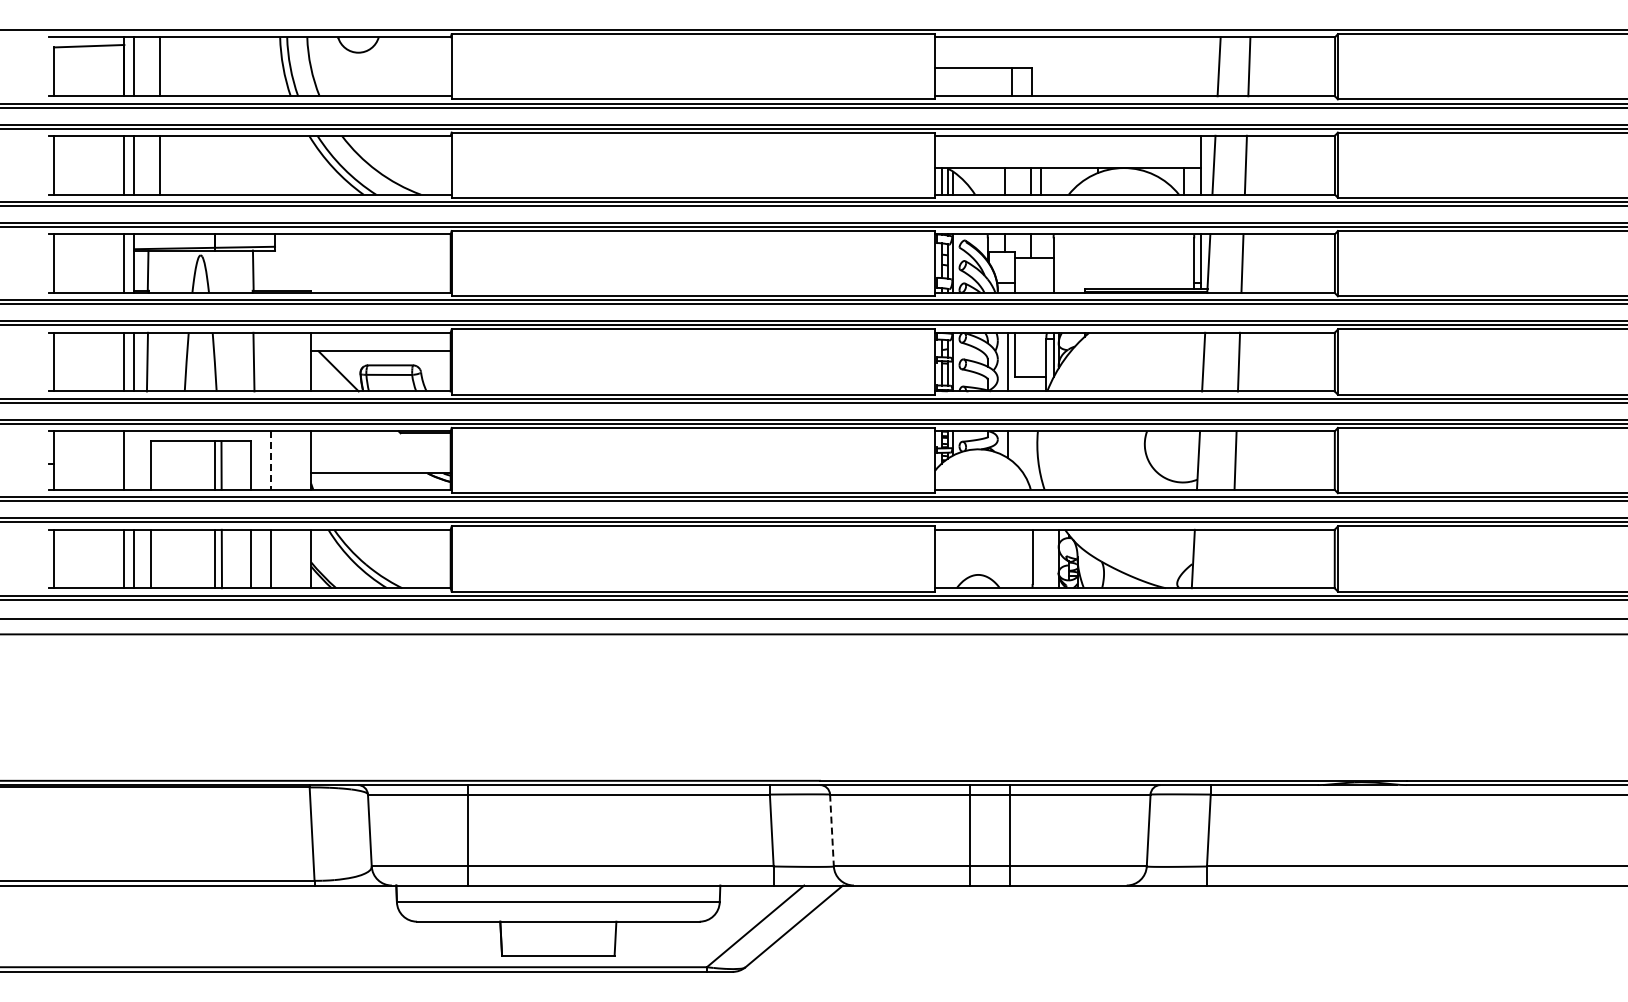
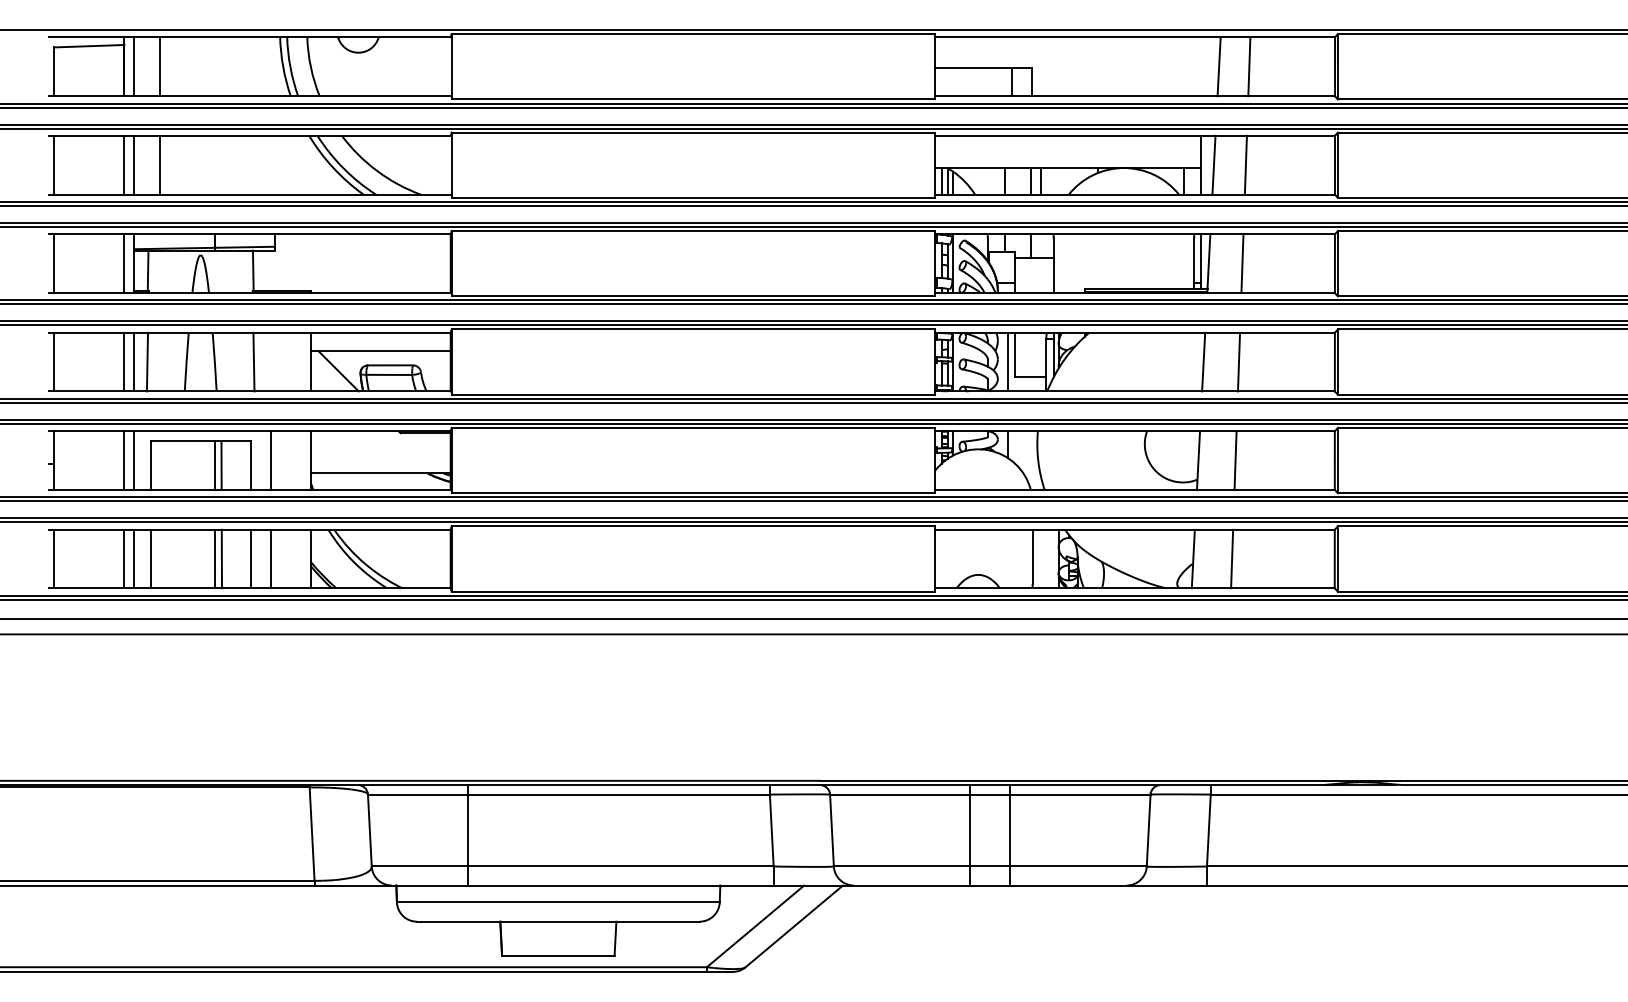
line: none -> present (134, 460)
line: dashed -> solid (271, 461)
line: none -> present (1232, 558)
line: dashed -> solid (831, 830)
